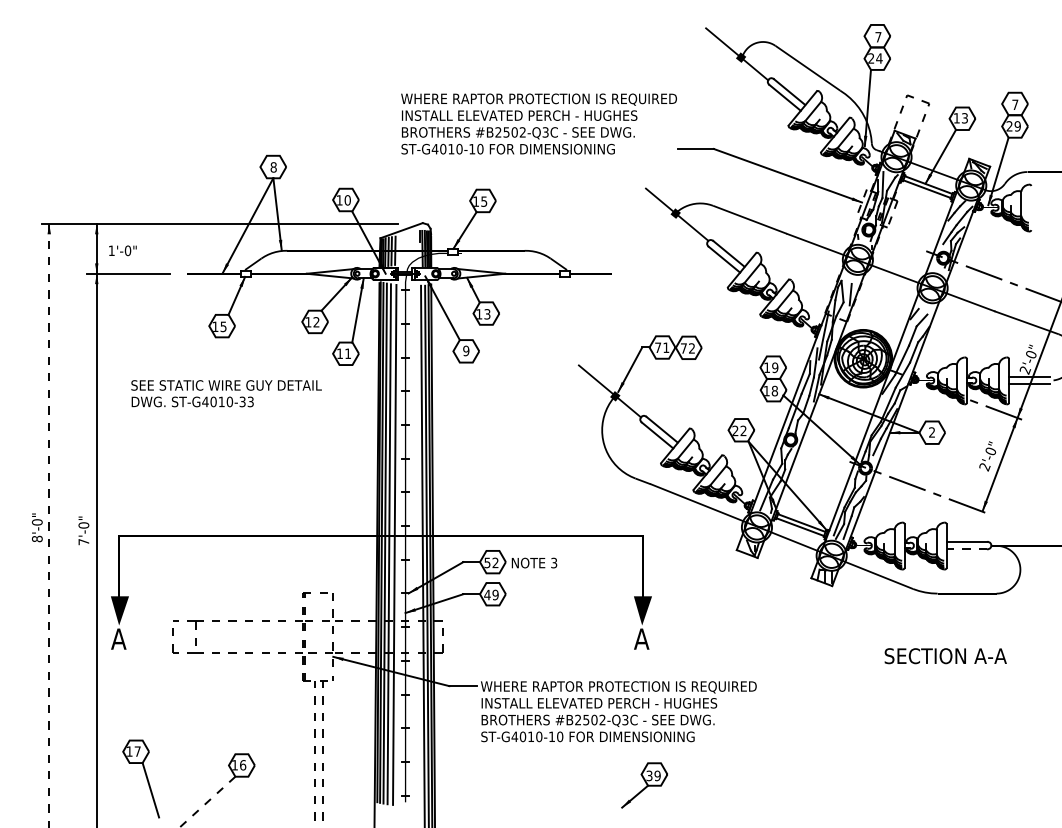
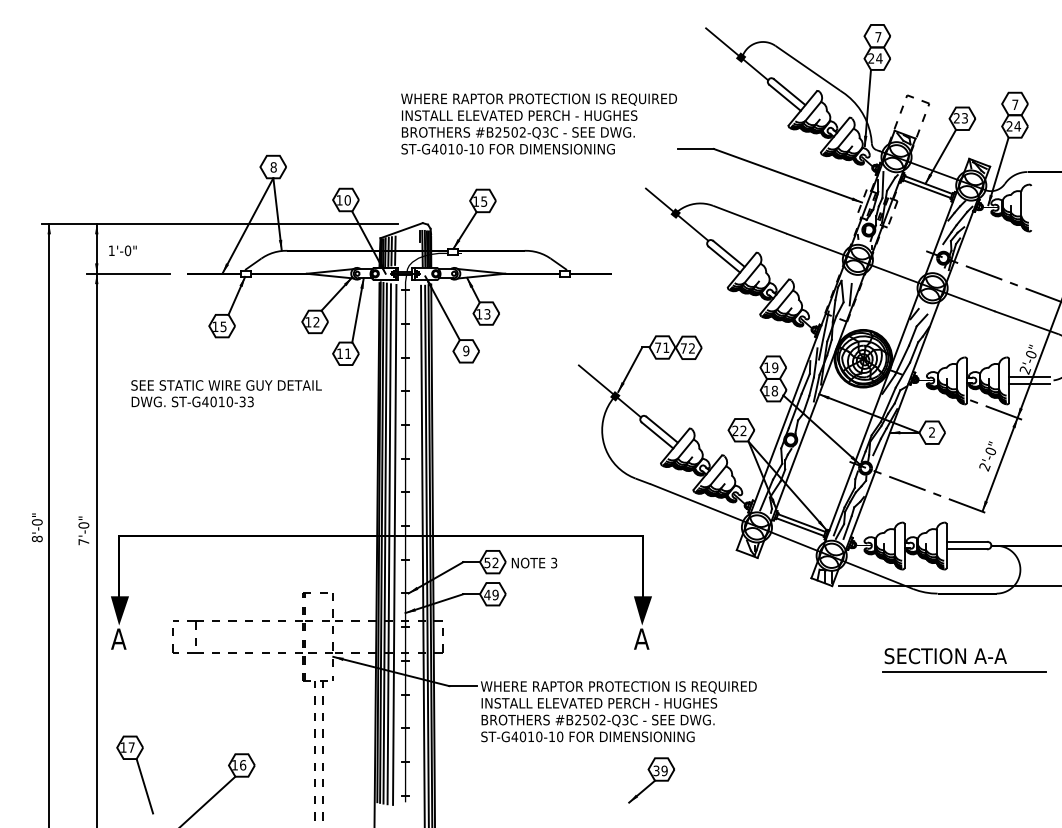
text: 13 -> 23 (956, 118)
text: 29 -> 24 (1017, 126)
line: dashed -> solid (49, 525)
line: dashed -> solid (966, 549)
line: none -> present (948, 585)
line: none -> present (964, 671)
part position: (140, 778) -> (134, 774) (134, 774)
part position: (644, 785) -> (651, 780) (651, 780)
line: dashed -> solid (207, 802)
